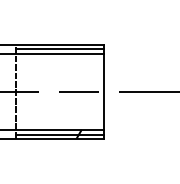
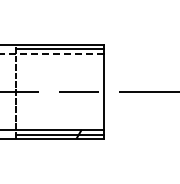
line: solid -> dashed (51, 54)
